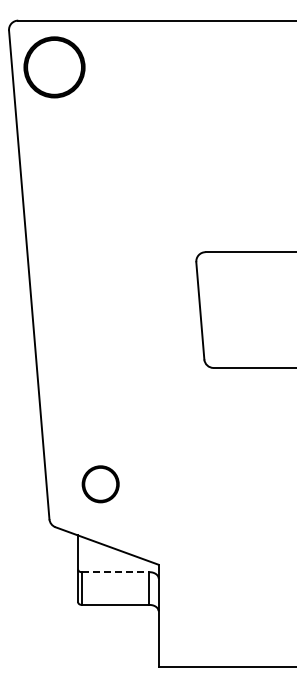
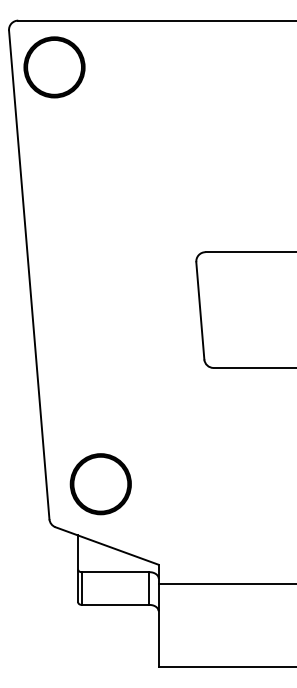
part size: 39x39 px -> 63x63 px (100, 484)
line: dashed -> solid (115, 572)
line: none -> present (225, 584)
